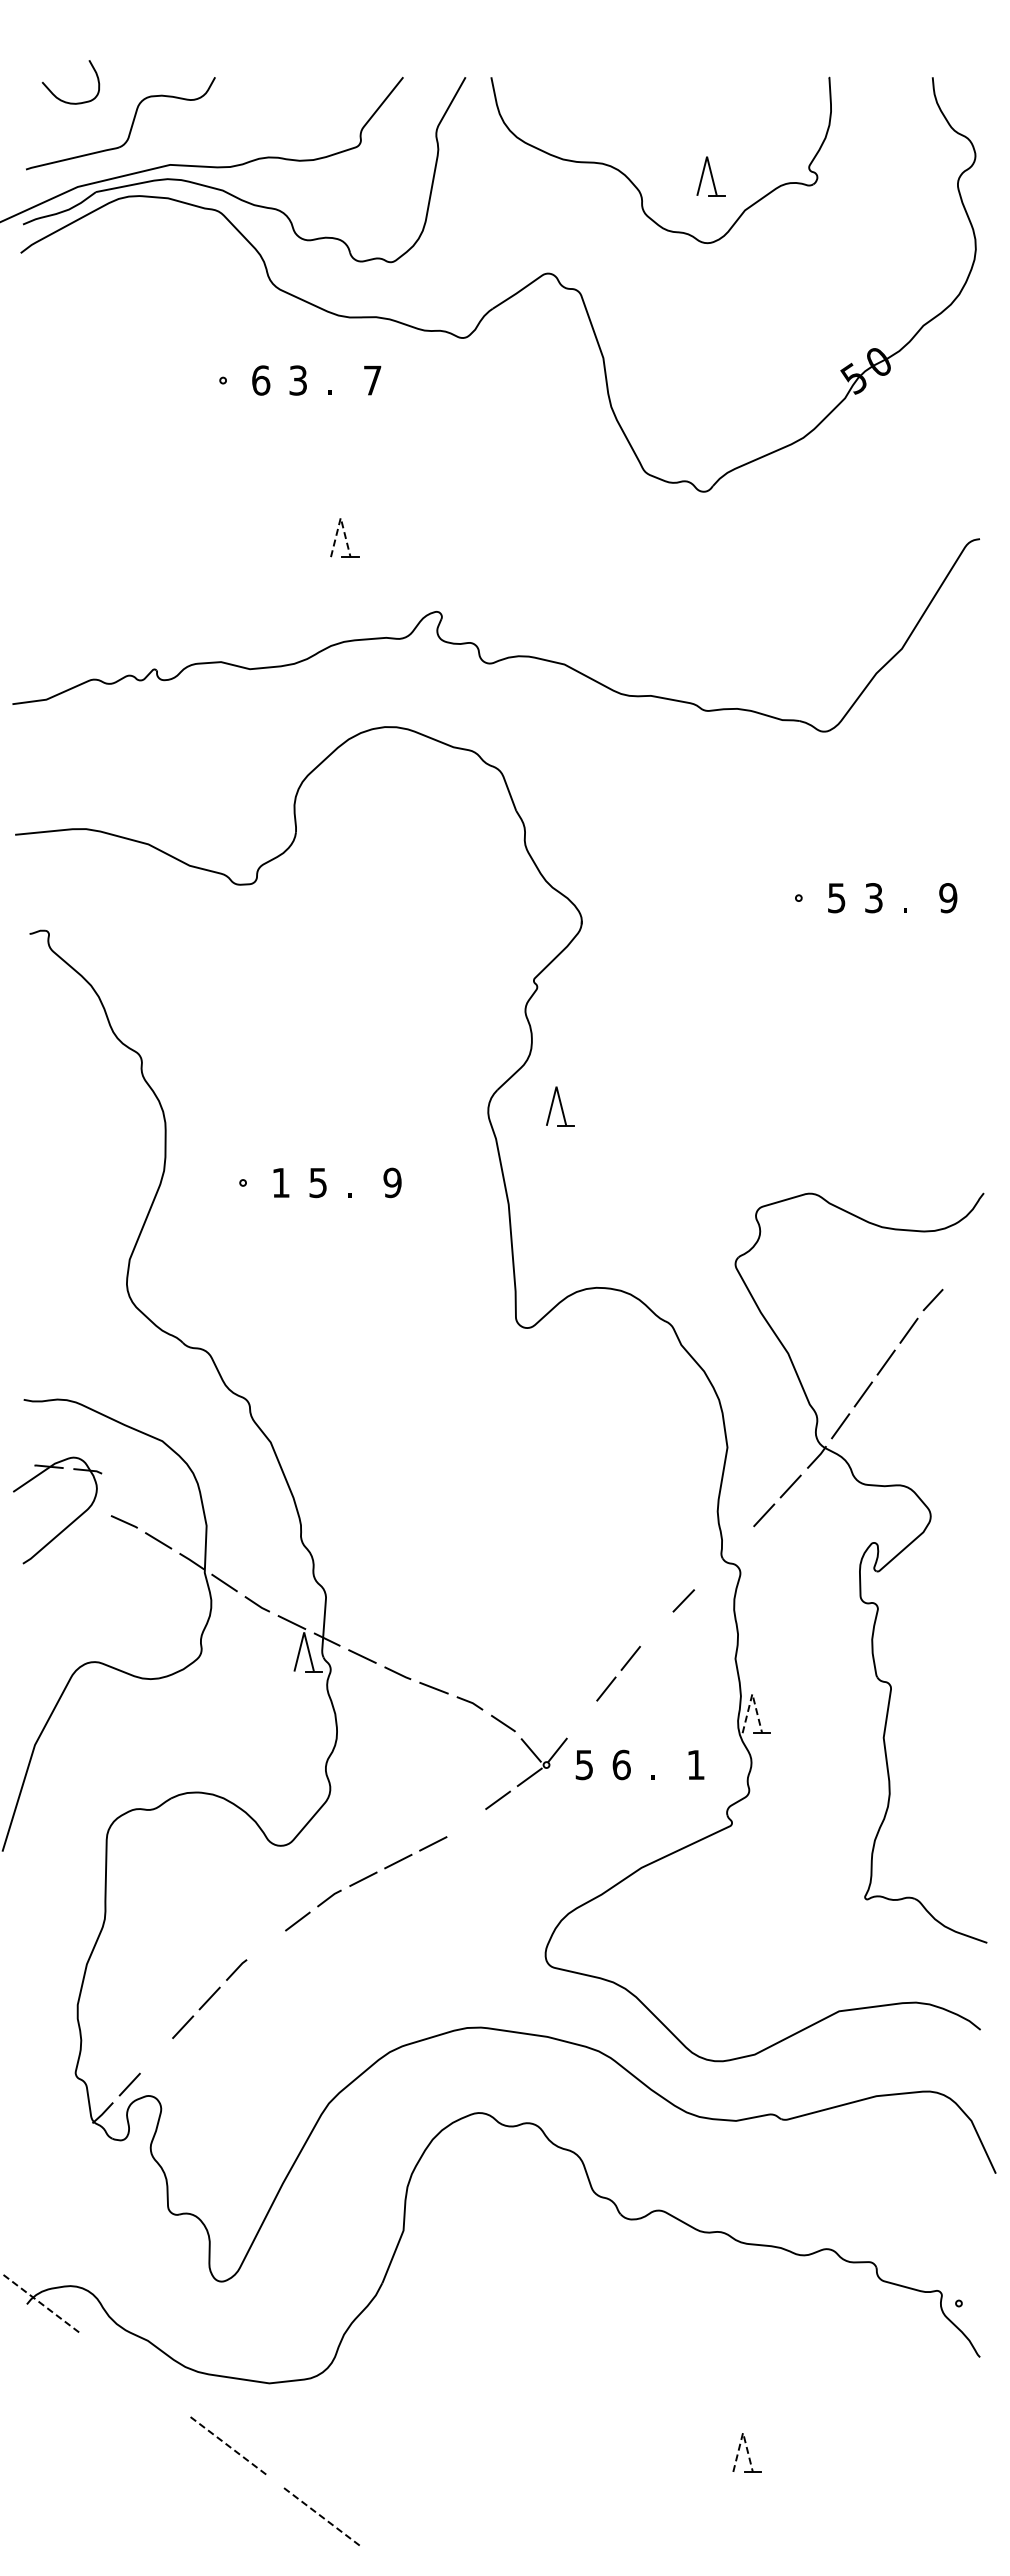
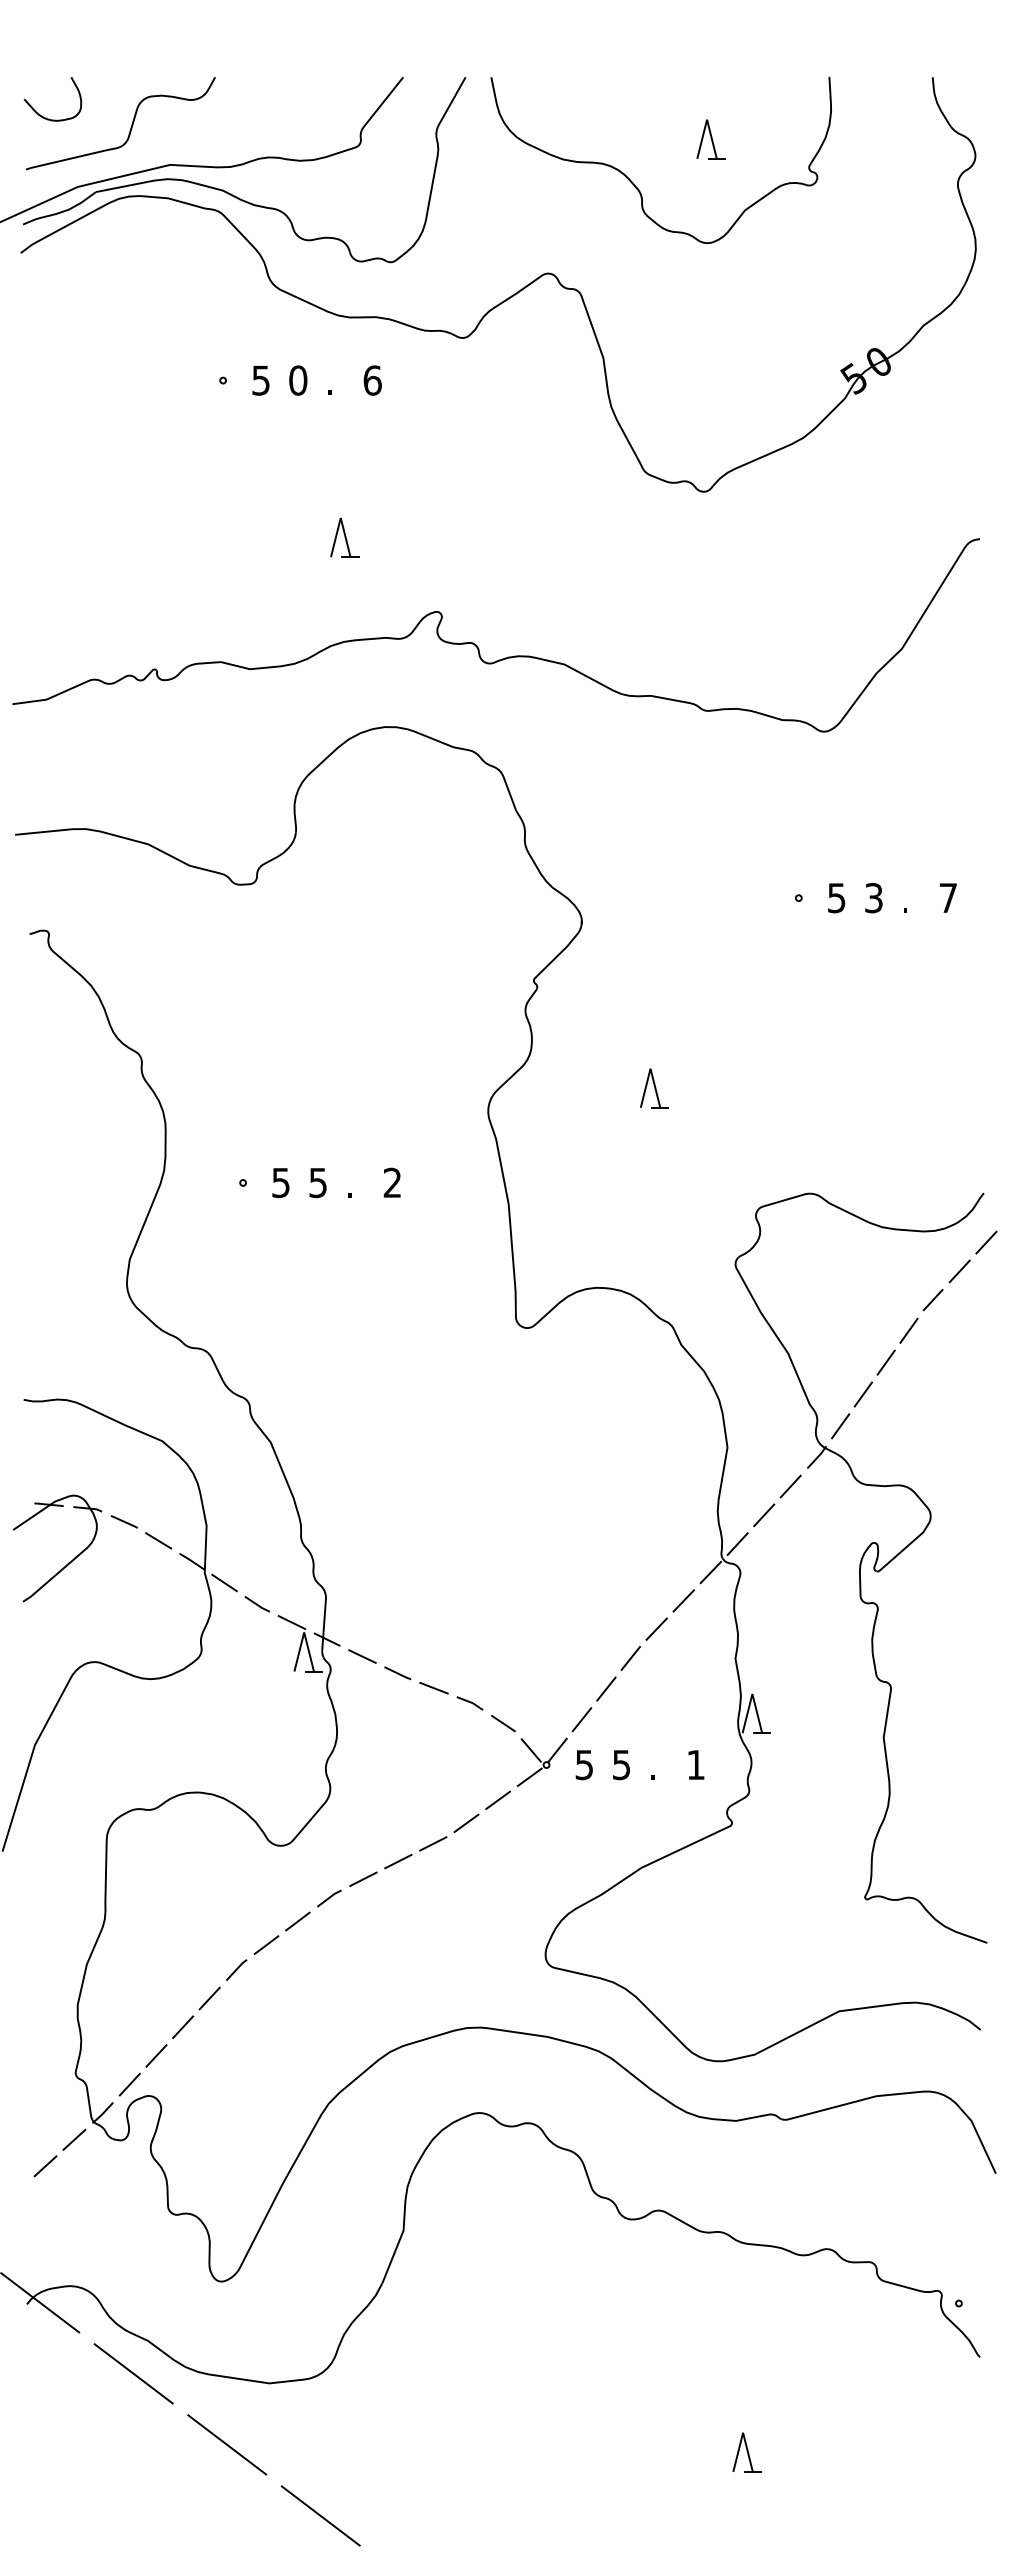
curve position: (64, 100) -> (46, 117) (46, 117)
part position: (710, 176) -> (710, 139) (710, 139)
text: 6 -> 5 (261, 380)
text: 3 -> 0 (298, 380)
text: 7 -> 6 (372, 380)
line: dashed -> solid (340, 517)
text: 9 -> 7 (948, 898)
part position: (560, 1106) -> (654, 1088) (654, 1088)
text: 9 -> 2 (392, 1182)
text: 1 -> 5 (280, 1183)
line: none -> present (986, 1242)
line: none -> present (959, 1271)
part position: (68, 1524) -> (68, 1562) (68, 1562)
line: none -> present (737, 1543)
line: none -> present (710, 1572)
line: none -> present (656, 1628)
line: dashed -> solid (752, 1694)
line: none -> present (581, 1719)
text: 6 -> 5 (621, 1764)
line: none -> present (466, 1823)
line: none -> present (266, 1944)
line: none -> present (156, 2055)
line: none -> present (74, 2139)
line: none -> present (45, 2166)
line: dashed -> solid (40, 2302)
line: none -> present (133, 2373)
line: dashed -> solid (743, 2432)
line: dashed -> solid (227, 2444)
line: dashed -> solid (320, 2515)
